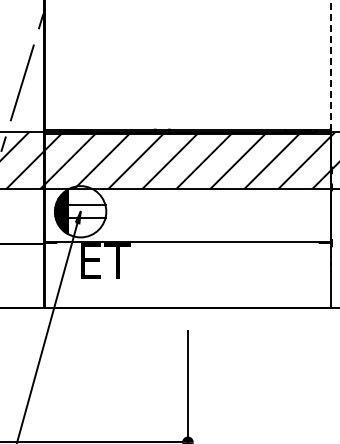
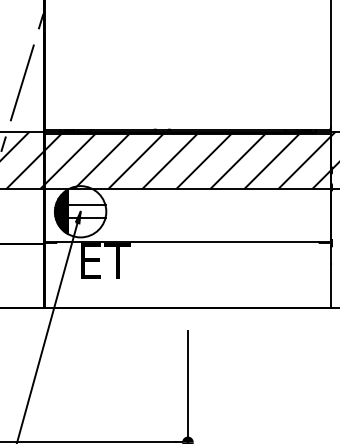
line: dashed -> solid (330, 65)
